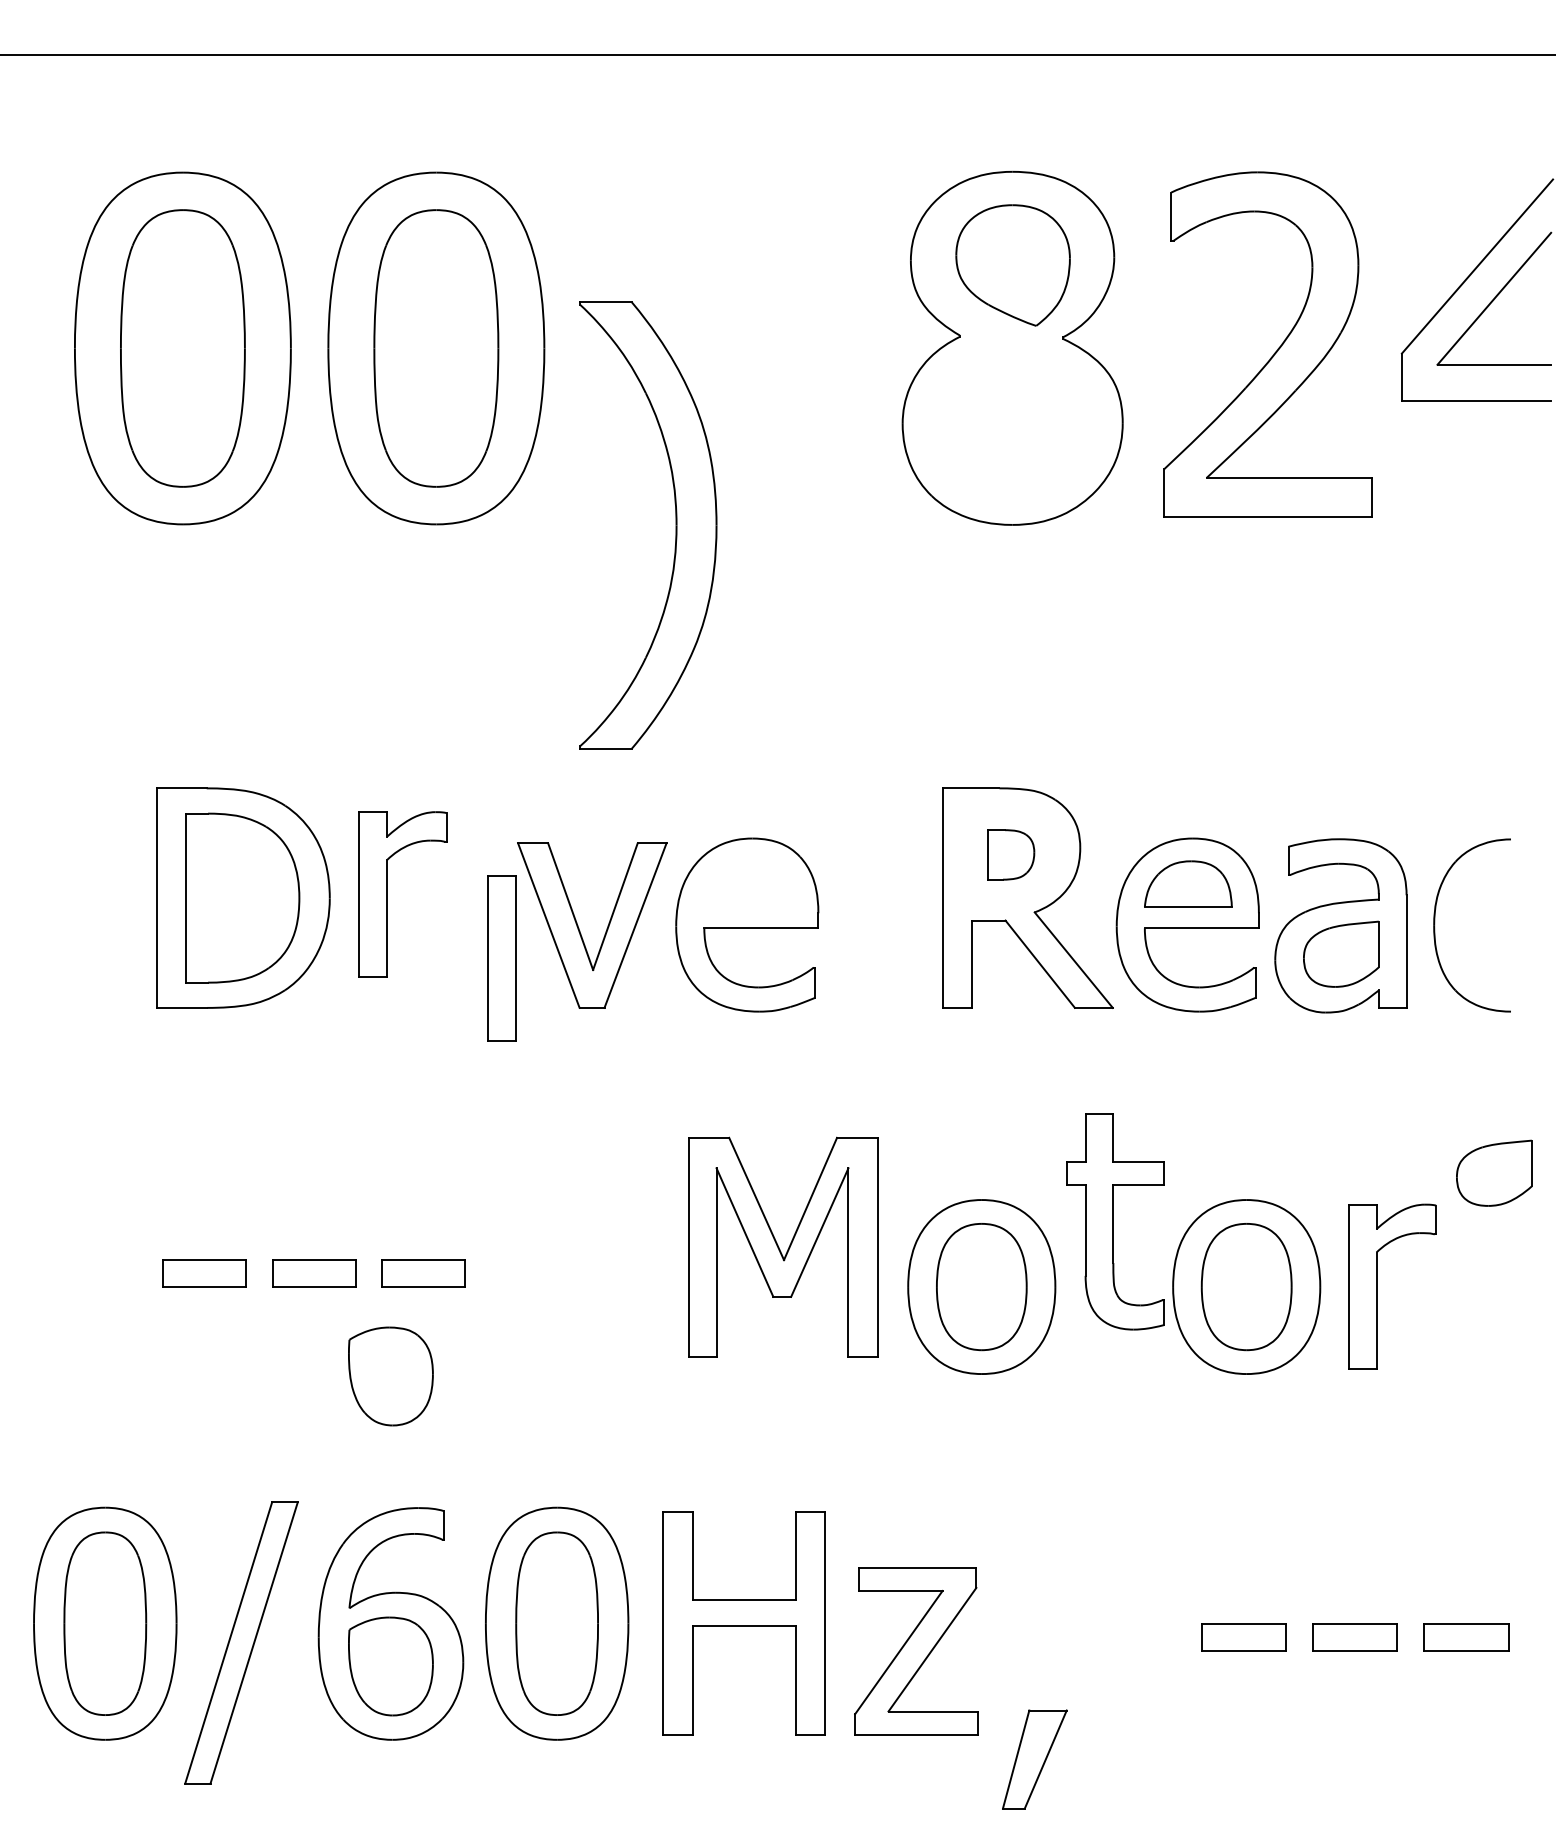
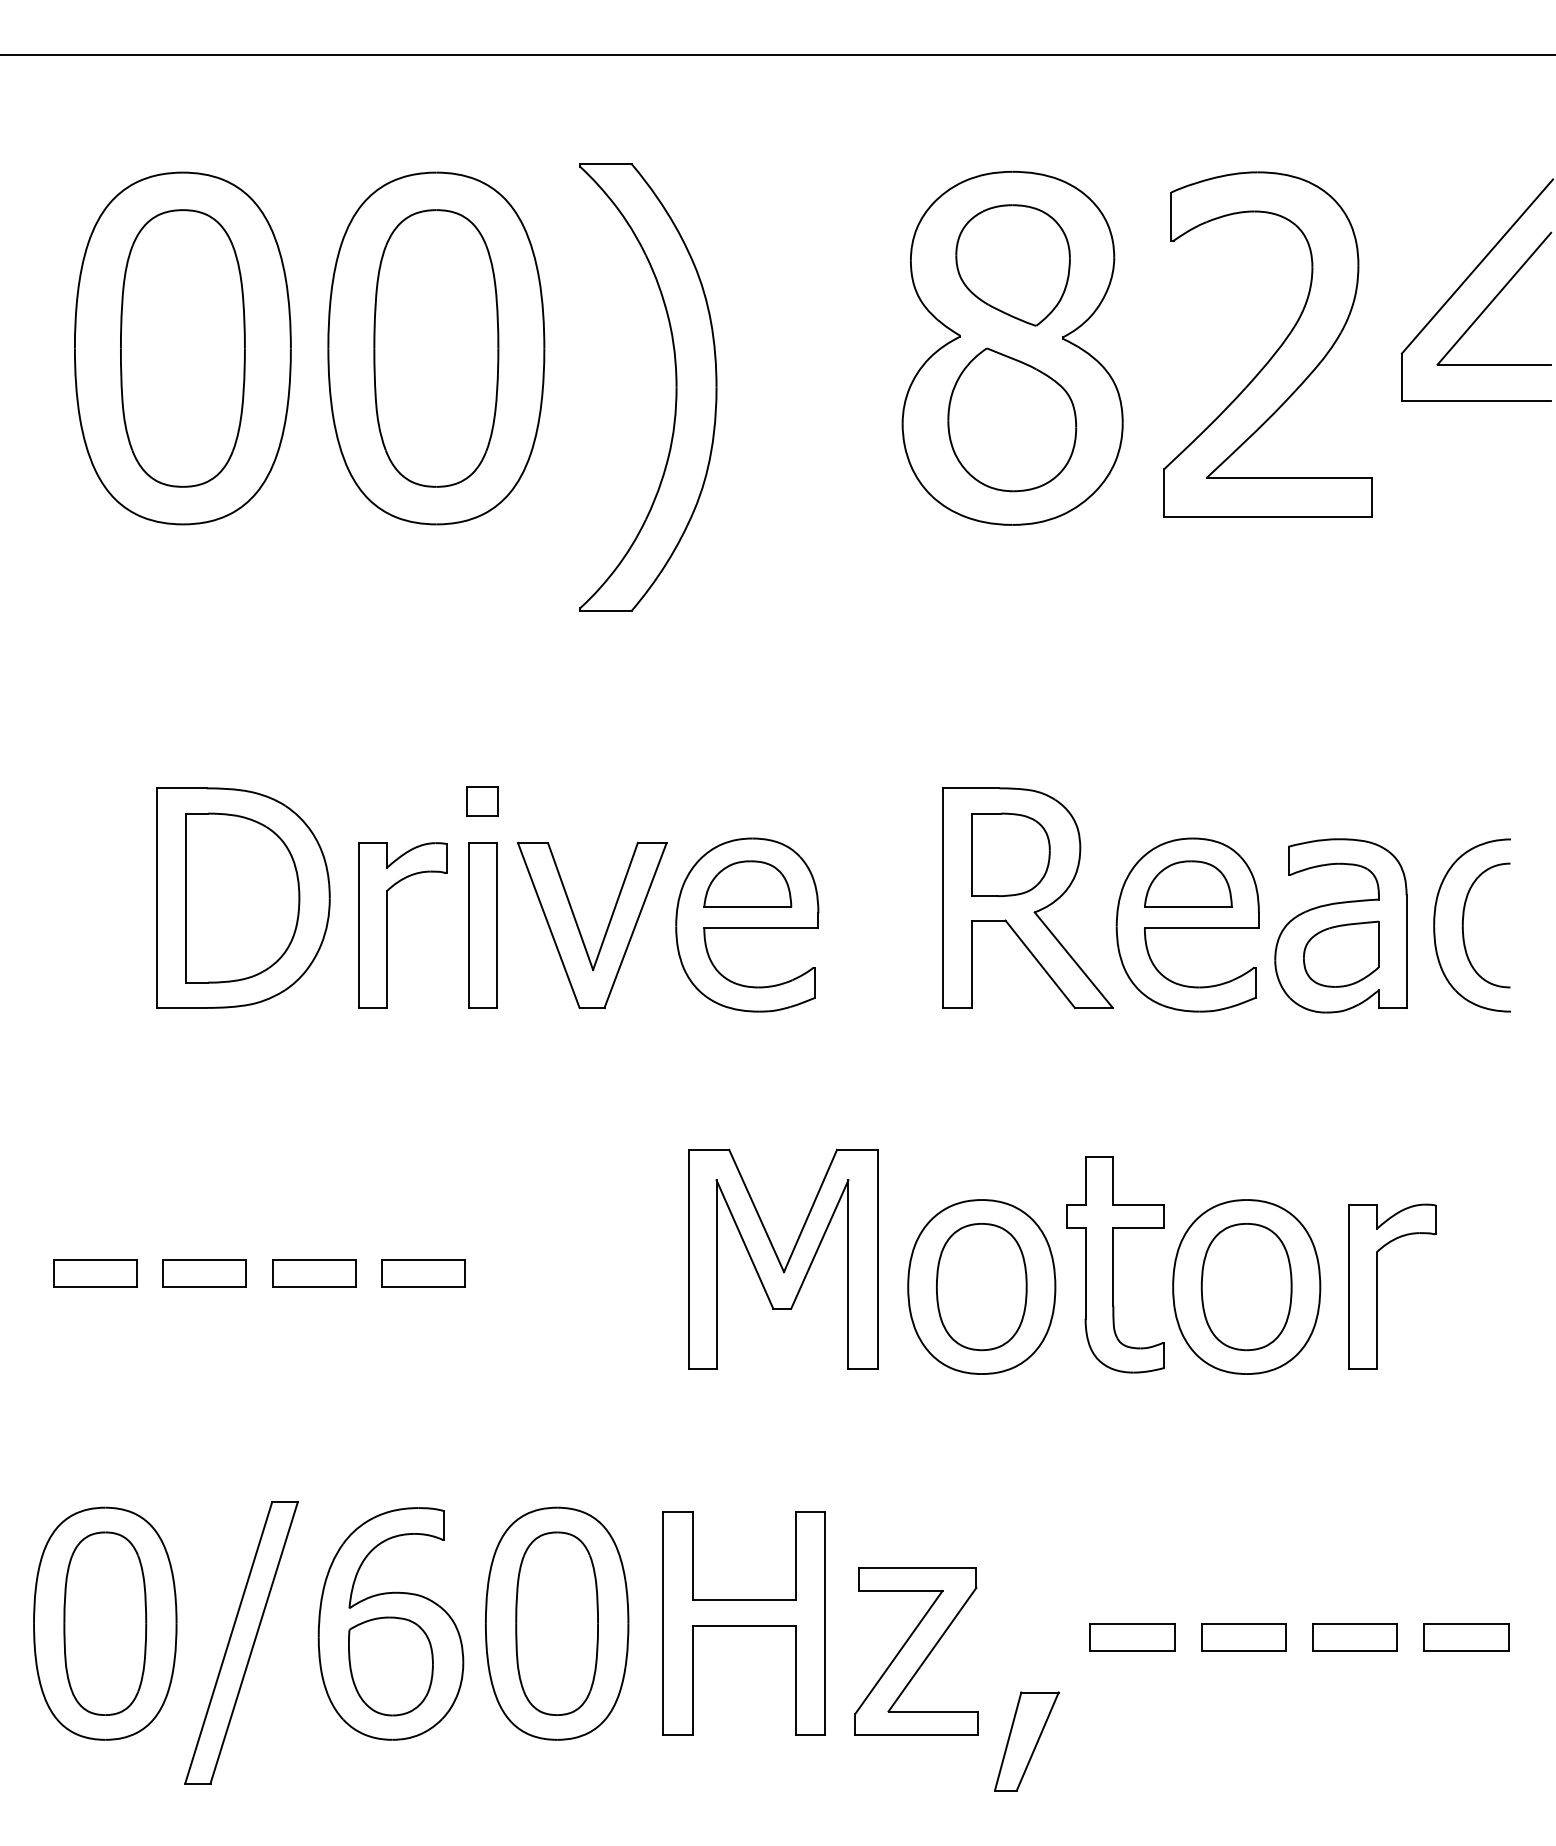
part: none -> present (1012, 419)
part position: (675, 525) -> (675, 387) (675, 387)
part: none -> present (482, 801)
part size: 49x52 px -> 80x86 px (1010, 854)
part: none -> present (747, 883)
part position: (387, 894) -> (387, 925) (387, 925)
part: none -> present (1463, 925)
part position: (501, 958) -> (482, 925) (482, 925)
part: present -> none (1494, 1172)
part position: (1115, 1221) -> (1115, 1264) (1115, 1264)
part position: (783, 1246) -> (783, 1258) (783, 1258)
part: none -> present (95, 1273)
part: present -> none (390, 1376)
part: none -> present (1132, 1637)
part position: (1034, 1759) -> (1026, 1741) (1026, 1741)
